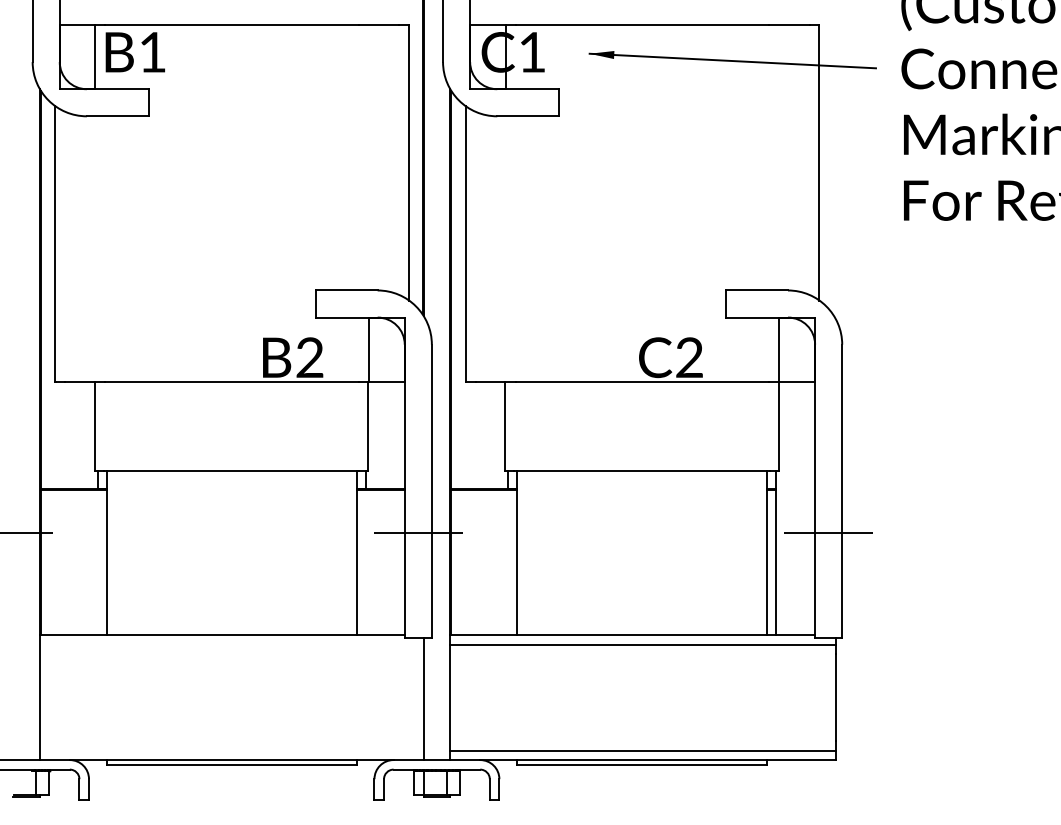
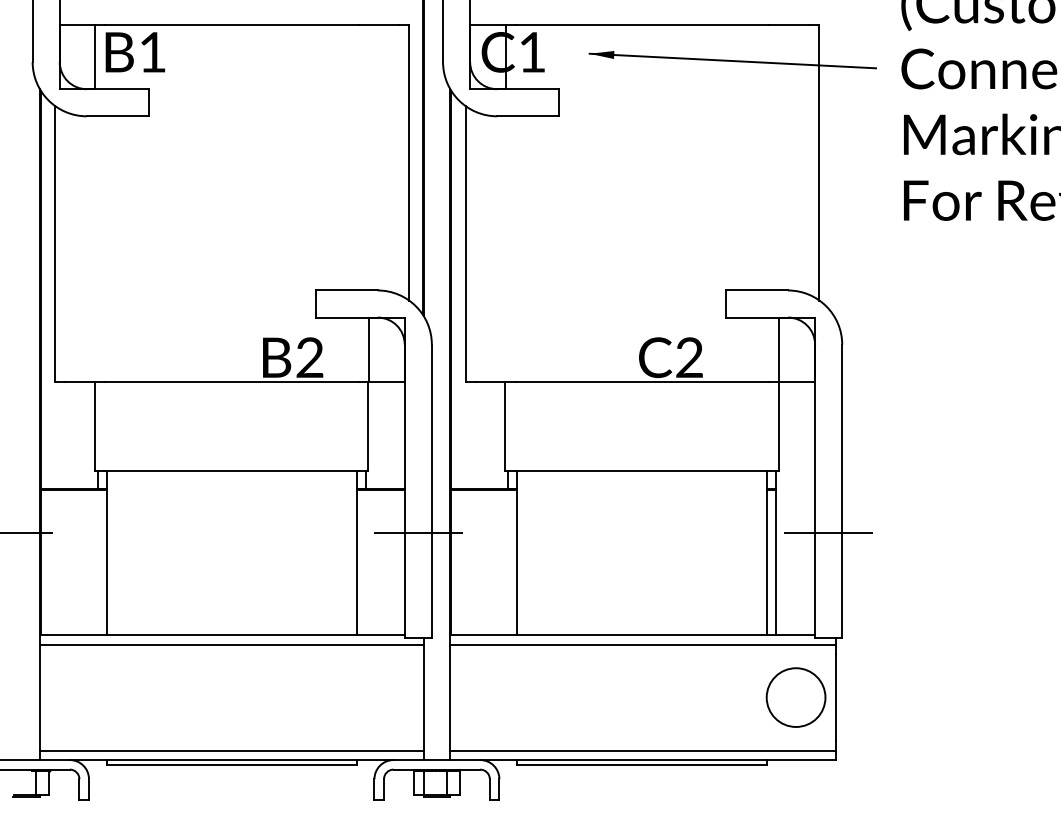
line: none -> present (231, 644)
circle: none -> present (795, 697)
line: none -> present (231, 750)
